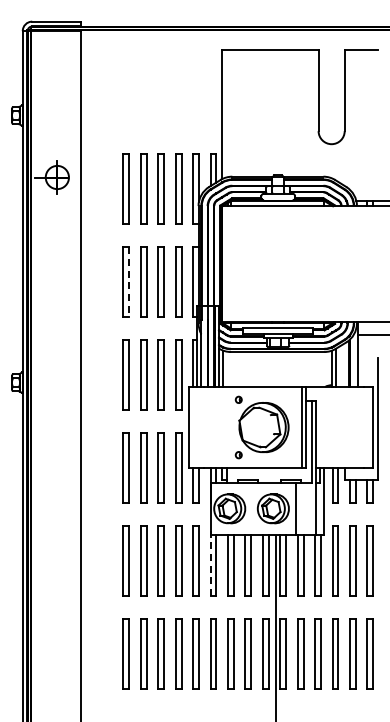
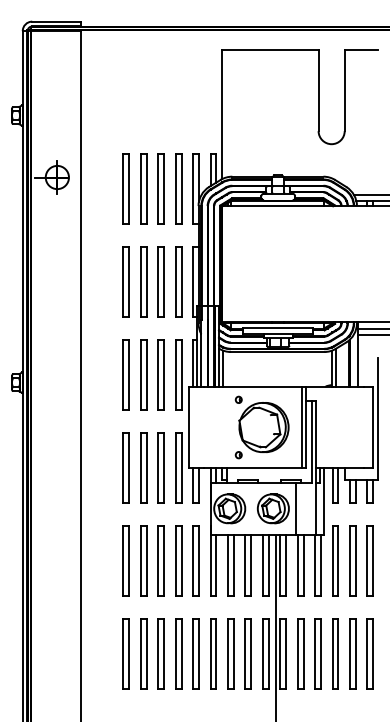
line: none -> present (369, 194)
line: dashed -> solid (129, 282)
line: none -> present (371, 328)
line: dashed -> solid (210, 560)
